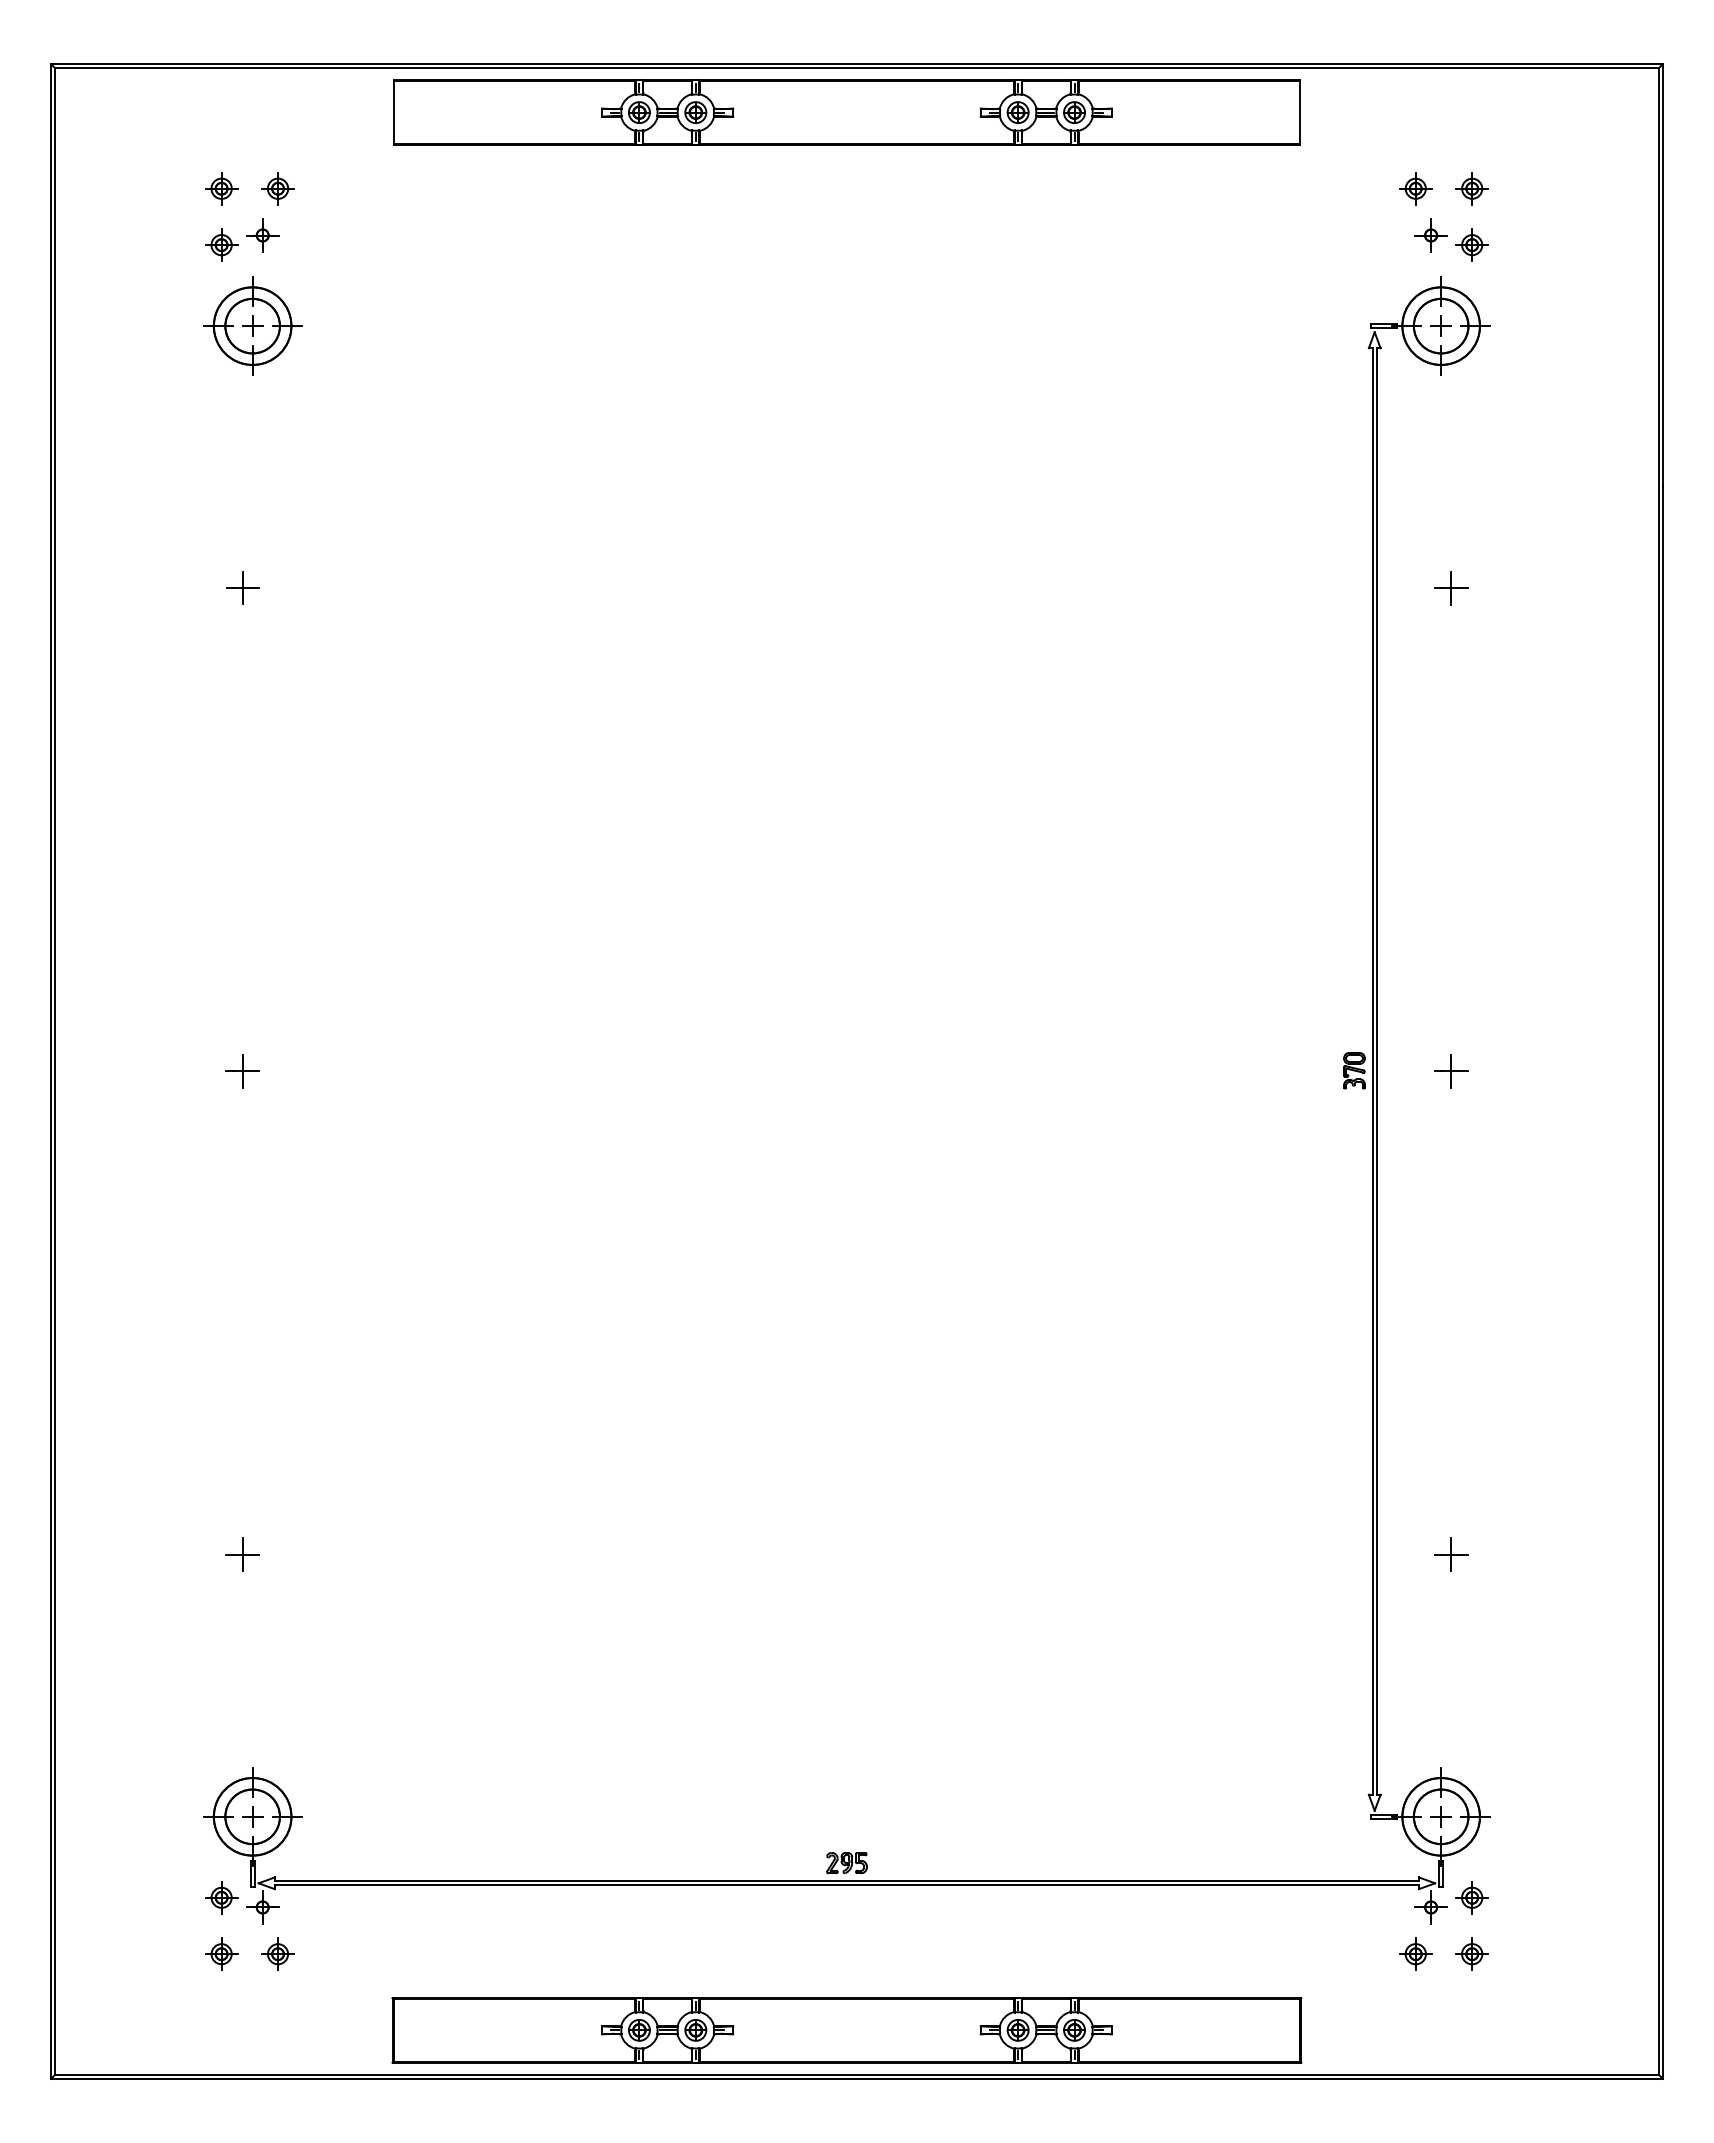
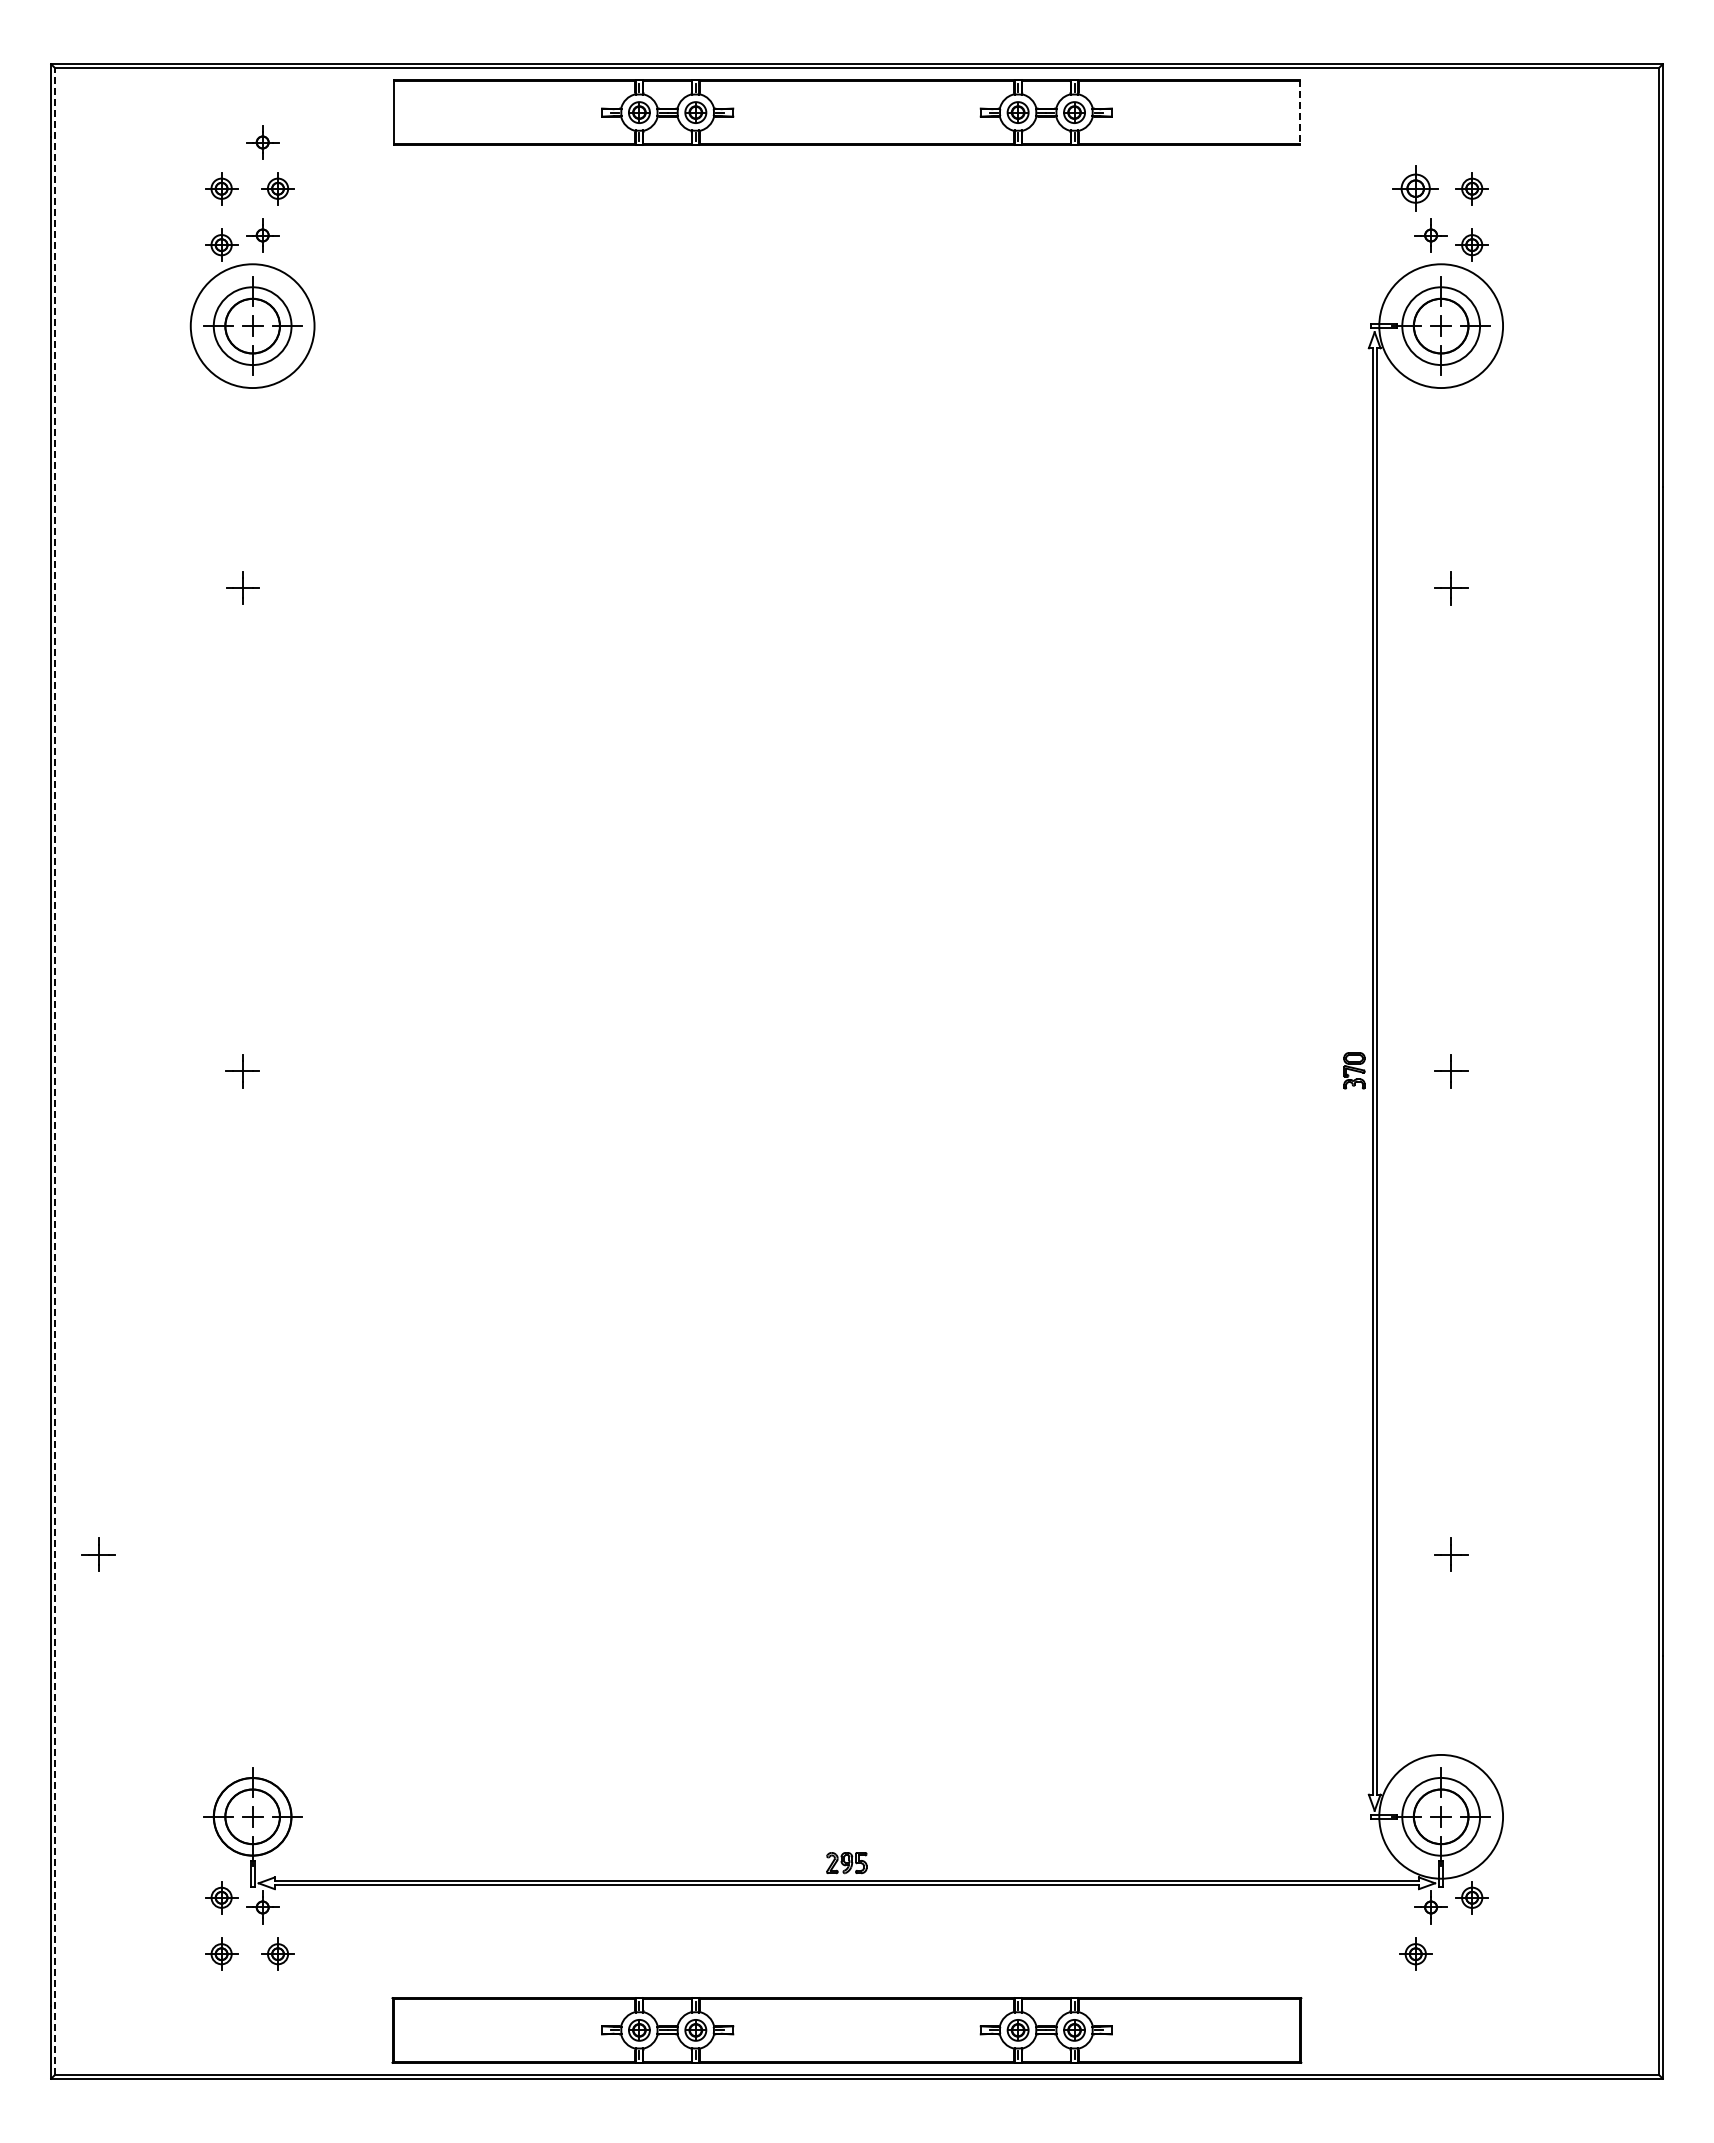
line: solid -> dashed (1300, 113)
part: none -> present (262, 142)
part size: 34x34 px -> 47x47 px (1415, 188)
circle diameter: 77 px -> 124 px (252, 326)
circle diameter: 77 px -> 124 px (1441, 326)
line: solid -> dashed (55, 1071)
part position: (242, 1554) -> (98, 1554) (98, 1554)
circle diameter: 77 px -> 124 px (1441, 1816)
part: present -> none (1471, 1953)
